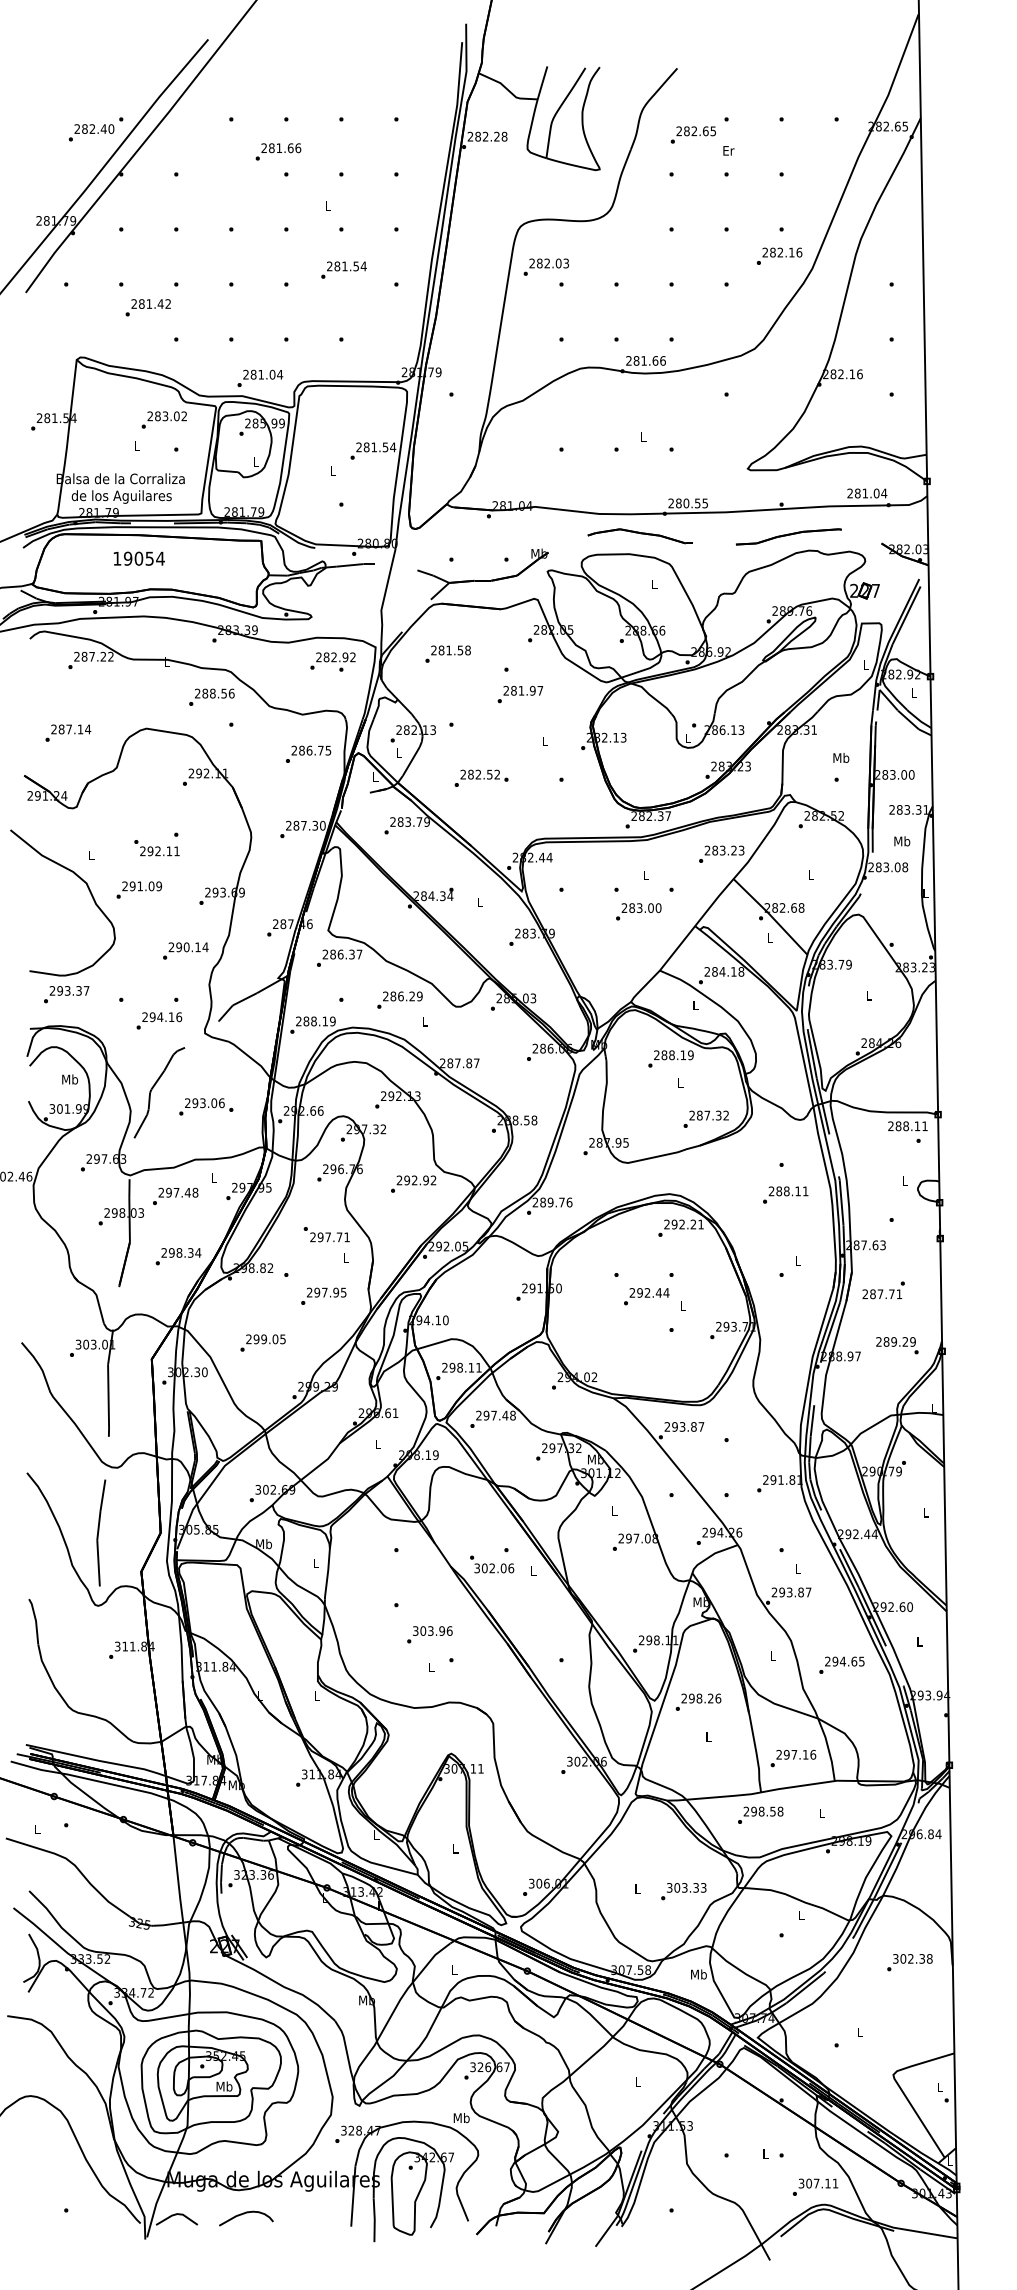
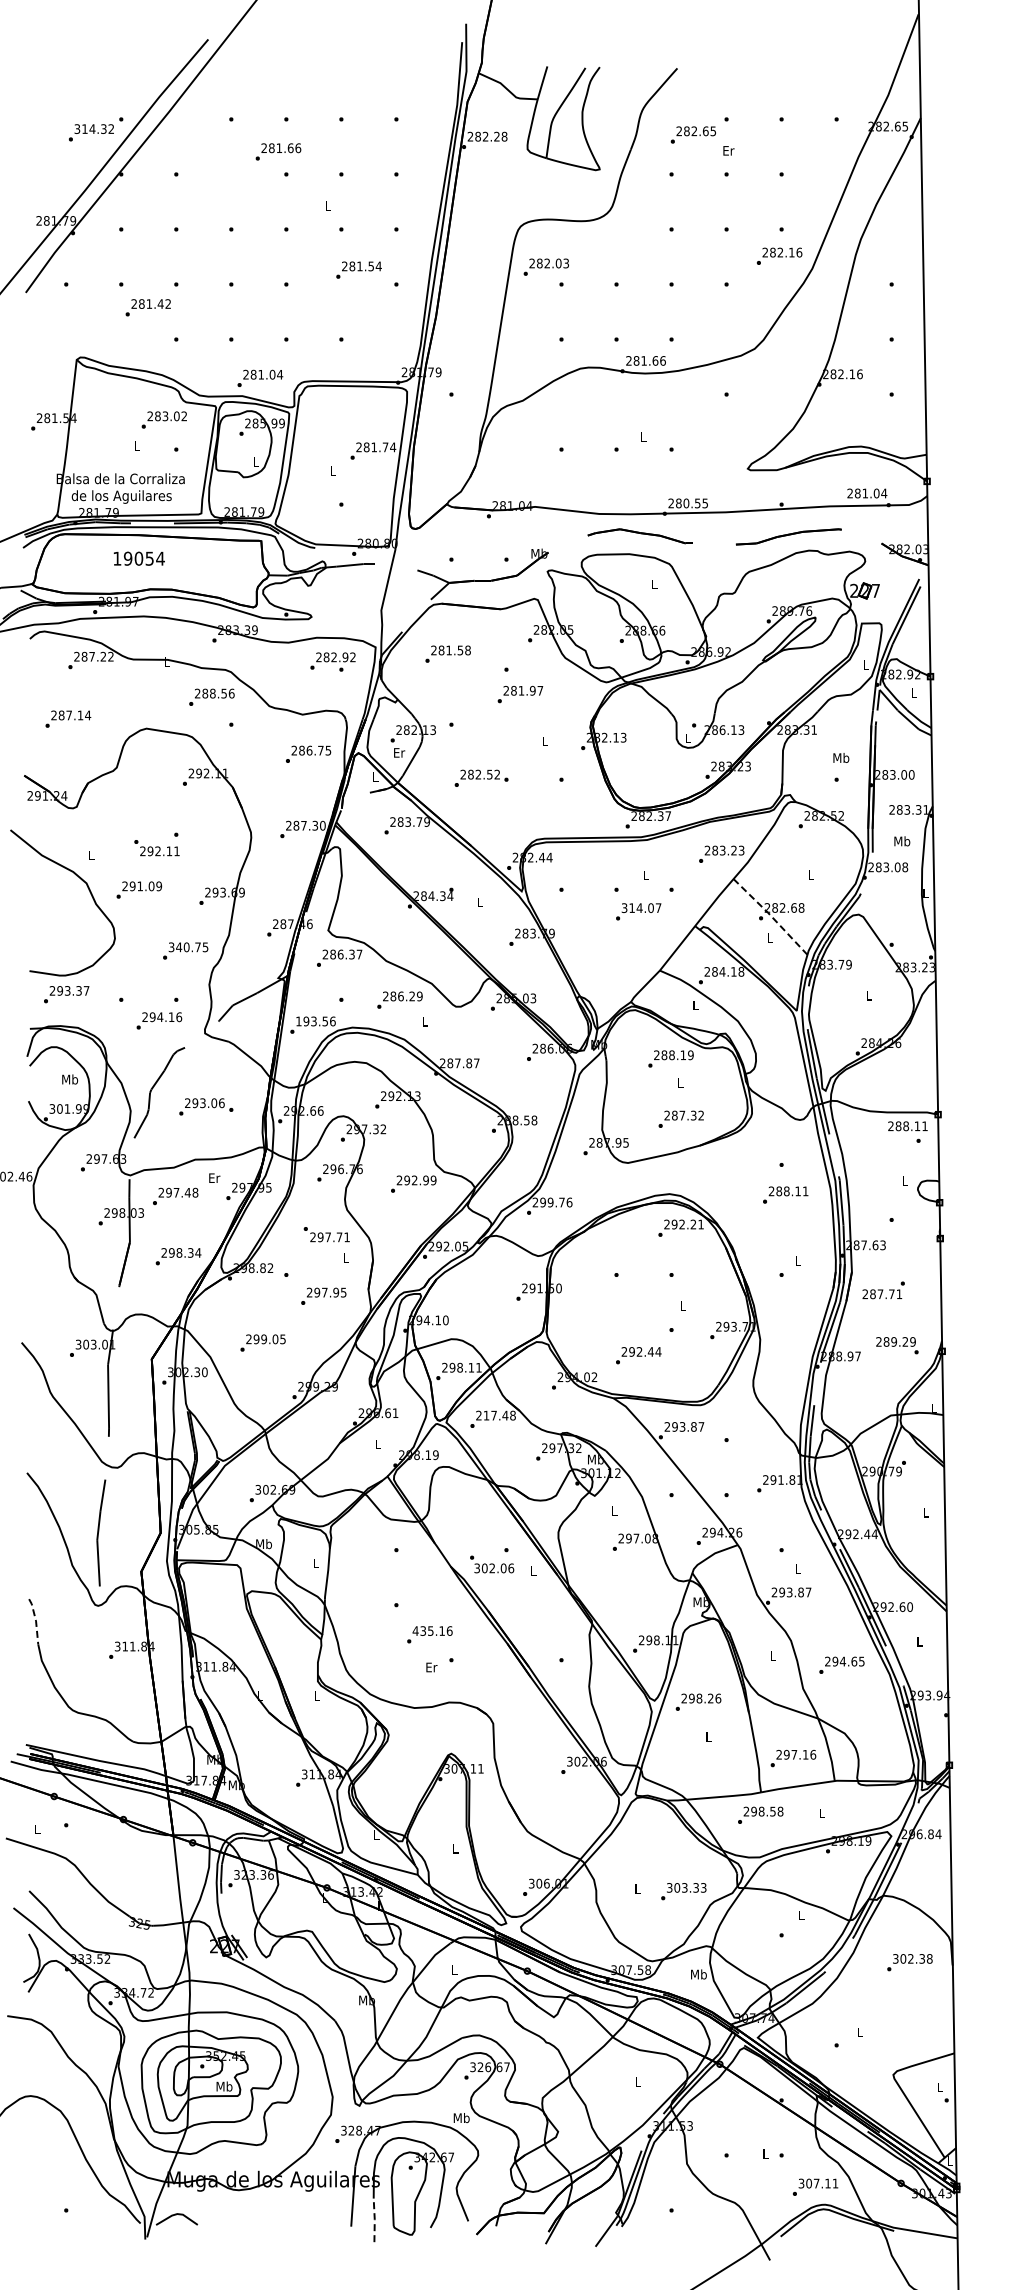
text: 282.40 -> 314.32 (94, 128)
text position: (343, 269) -> (358, 269) (358, 269)
text: 281.54 -> 281.74 (385, 447)
text position: (68, 732) -> (68, 718) (68, 718)
text: L -> Er (399, 752)
text: 283.00 -> 314.07 (641, 908)
line: solid -> dashed (770, 915)
text: 290.14 -> 340.75 (188, 947)
text: 288.19 -> 193.56 (315, 1021)
text position: (705, 1118) -> (680, 1118) (680, 1118)
text: L -> Er (214, 1177)
text: 292.92 -> 292.99 (433, 1180)
text: 289.76 -> 299.76 (542, 1202)
text position: (646, 1296) -> (638, 1355) (638, 1355)
text: 297.48 -> 217.48 (486, 1415)
line: solid -> dashed (36, 1621)
text: 303.96 -> 435.16 (428, 1630)
text: L -> Er (431, 1667)
curve: present -> none (244, 2214)
line: solid -> dashed (374, 2219)
